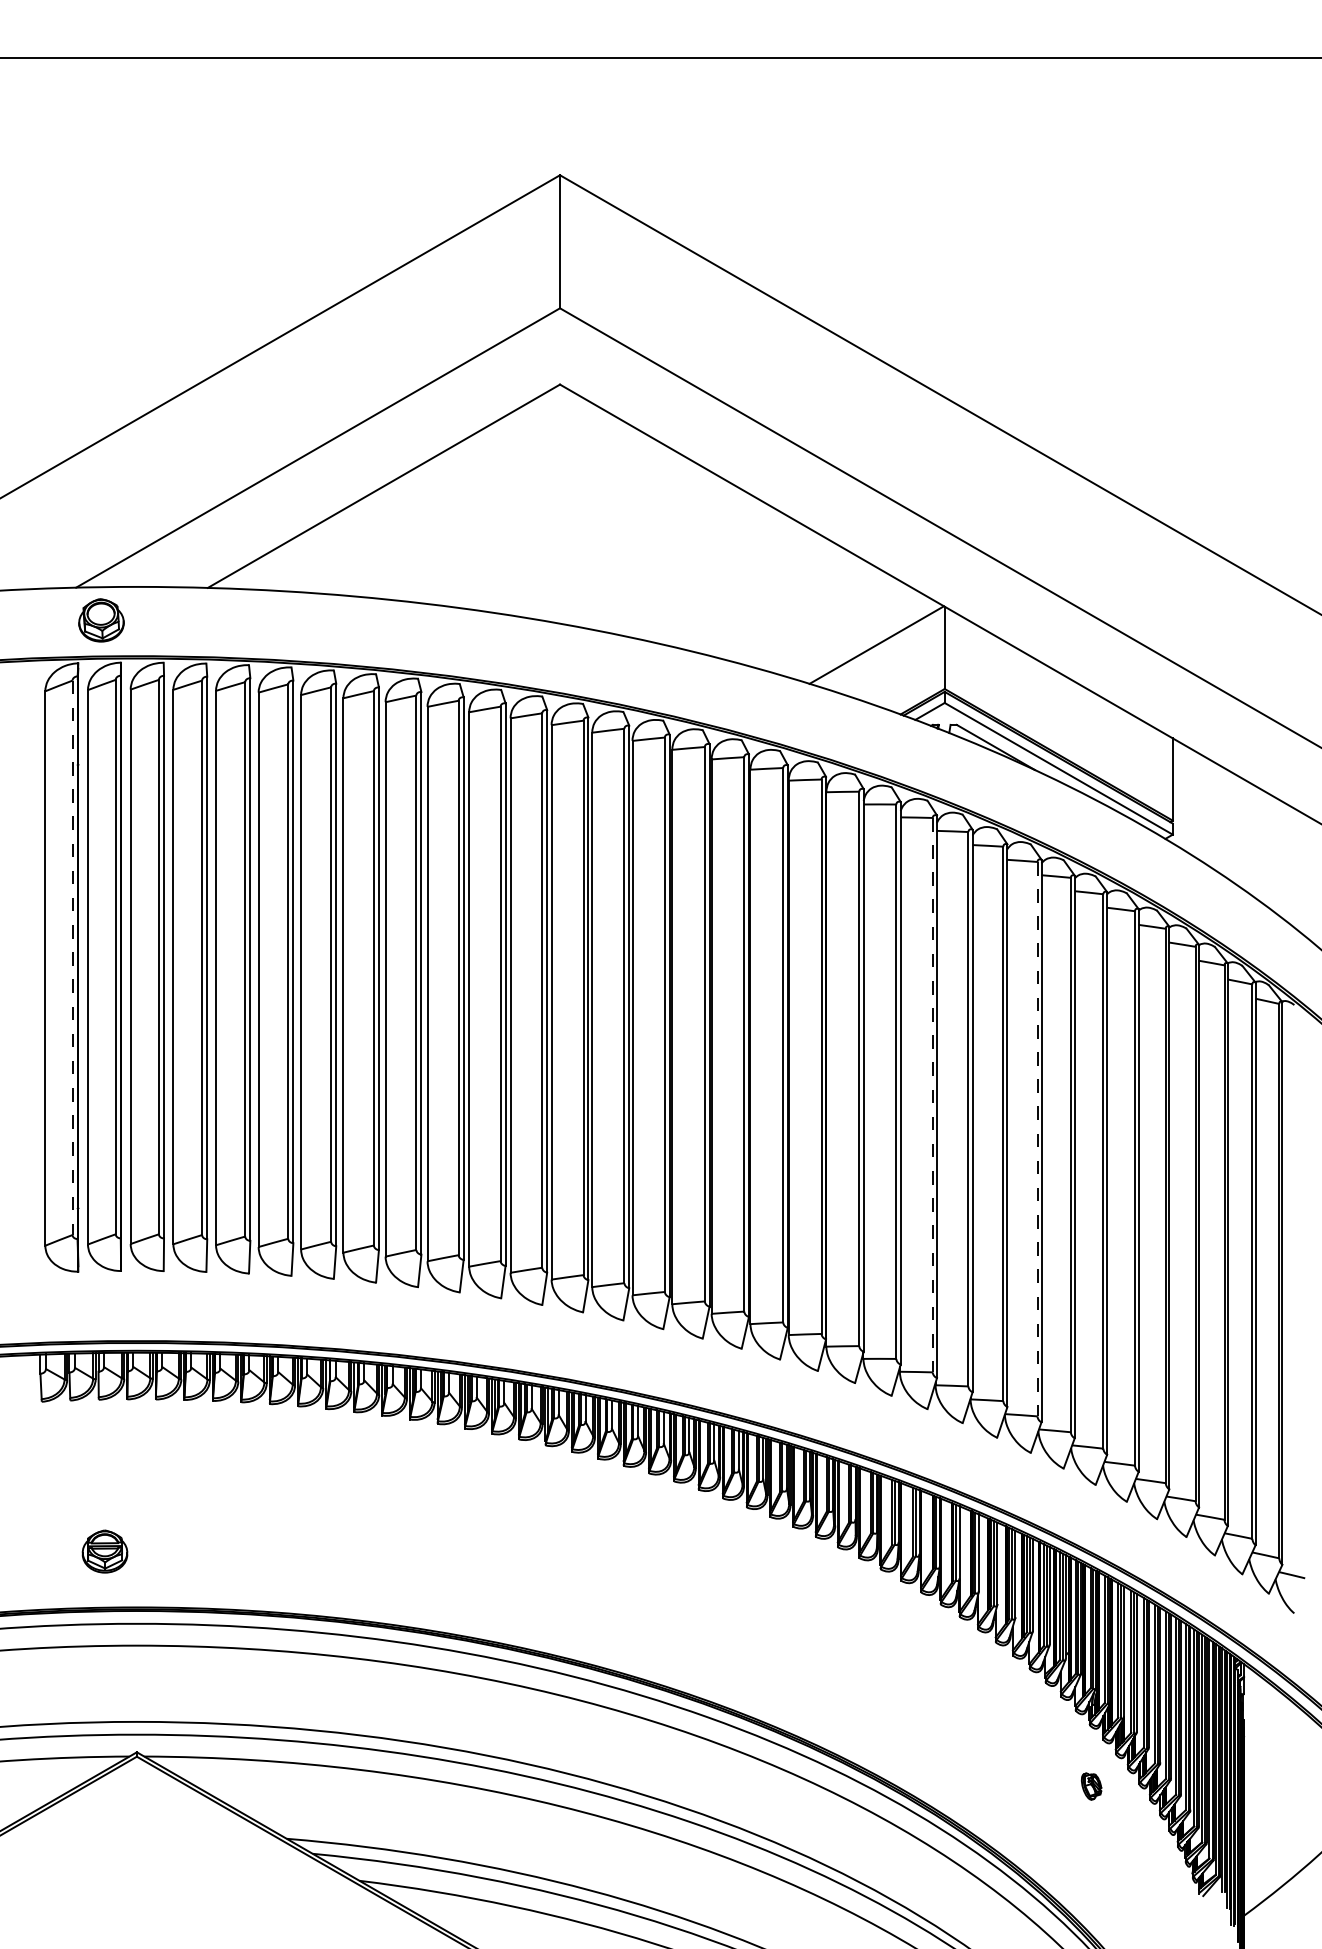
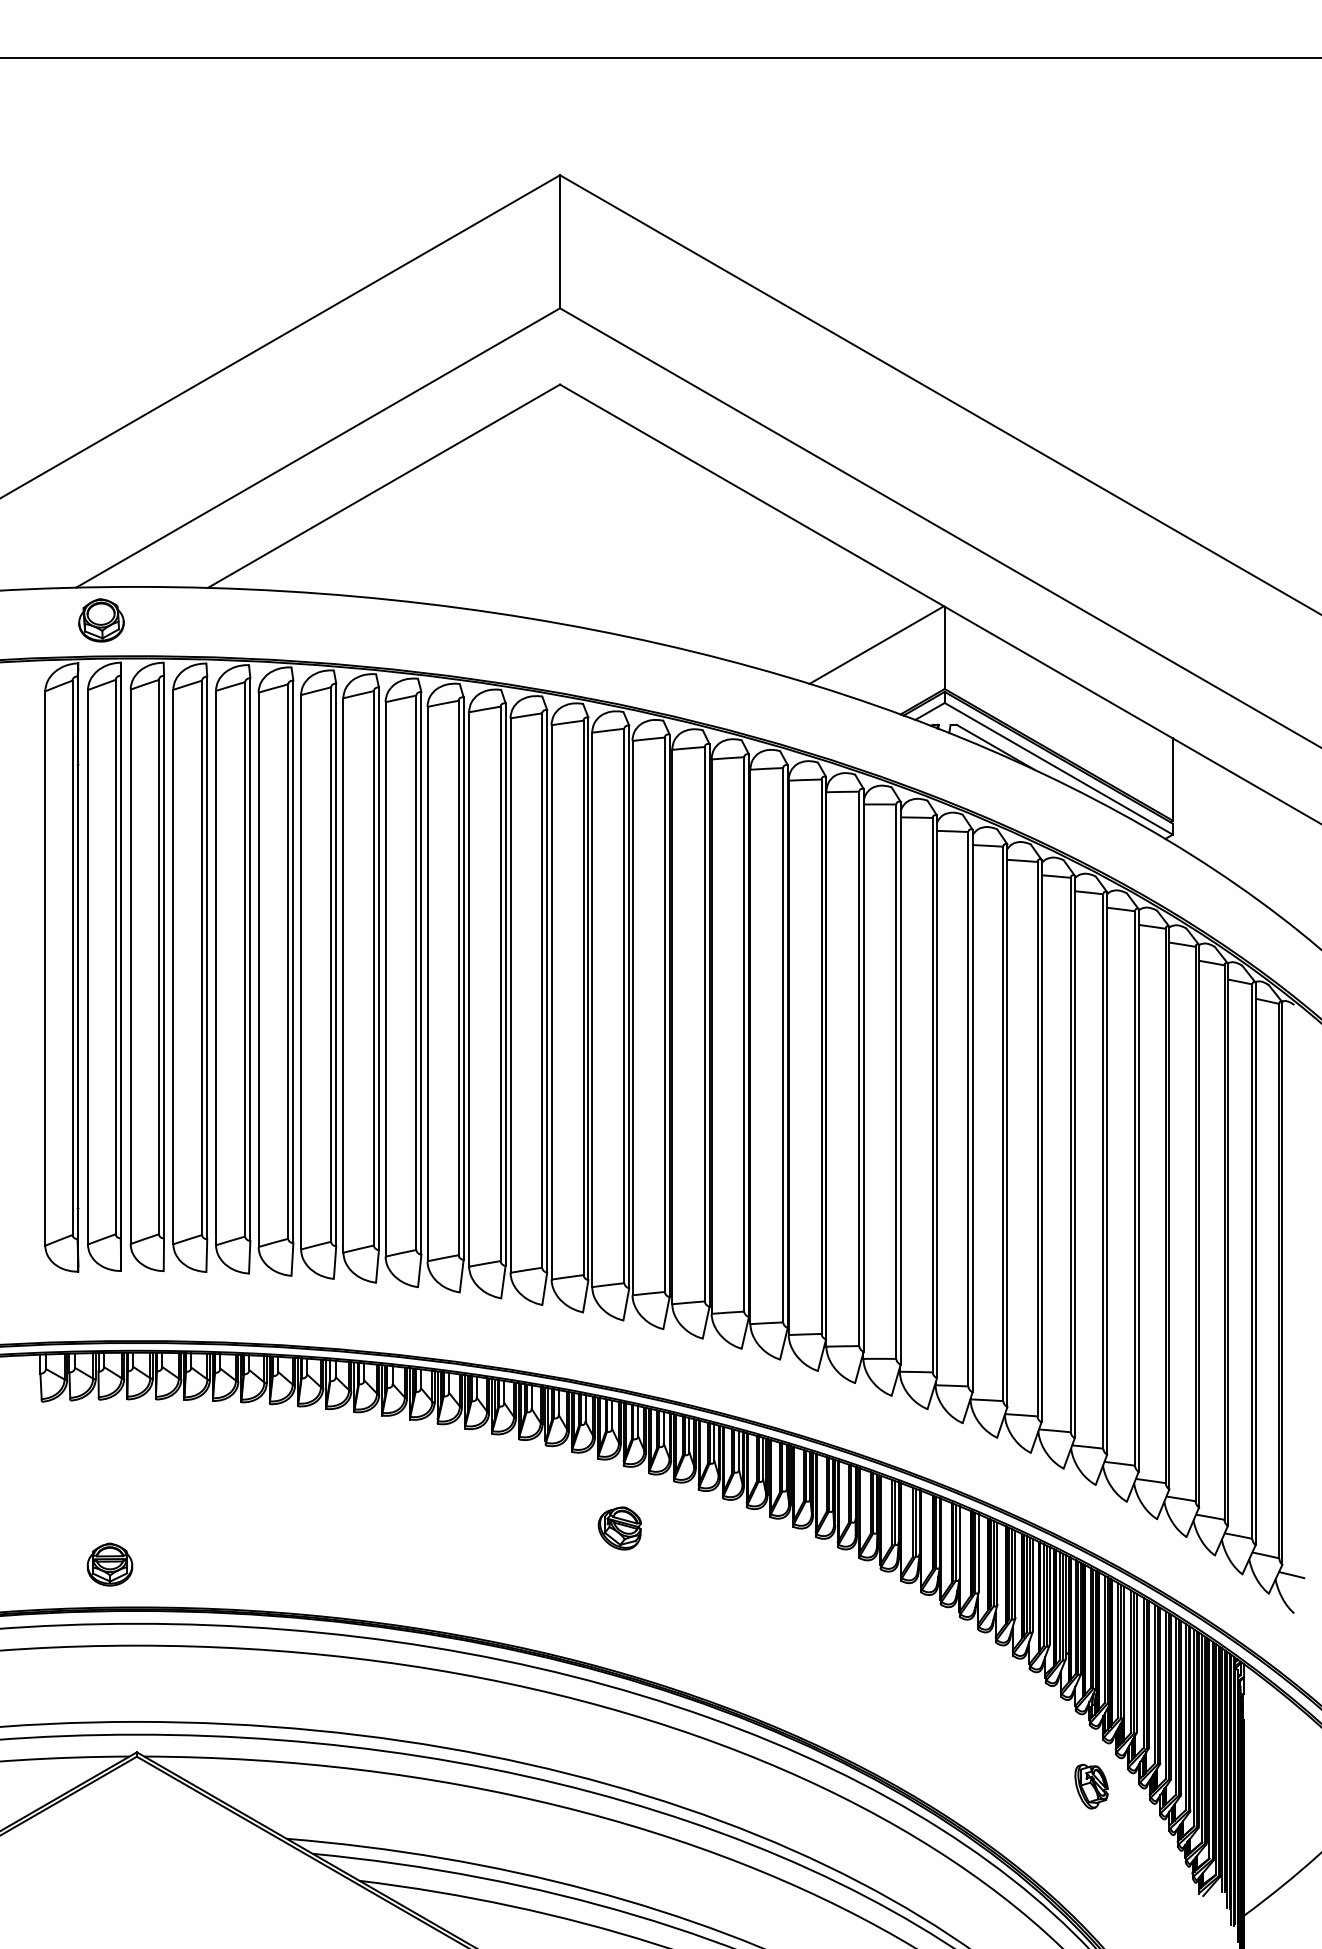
line: dashed -> solid (72, 958)
line: dashed -> solid (932, 1095)
line: dashed -> solid (1037, 1139)
part: none -> present (619, 1528)
part position: (104, 1551) -> (109, 1564) (109, 1564)
part size: 22x29 px -> 35x47 px (1091, 1786)
